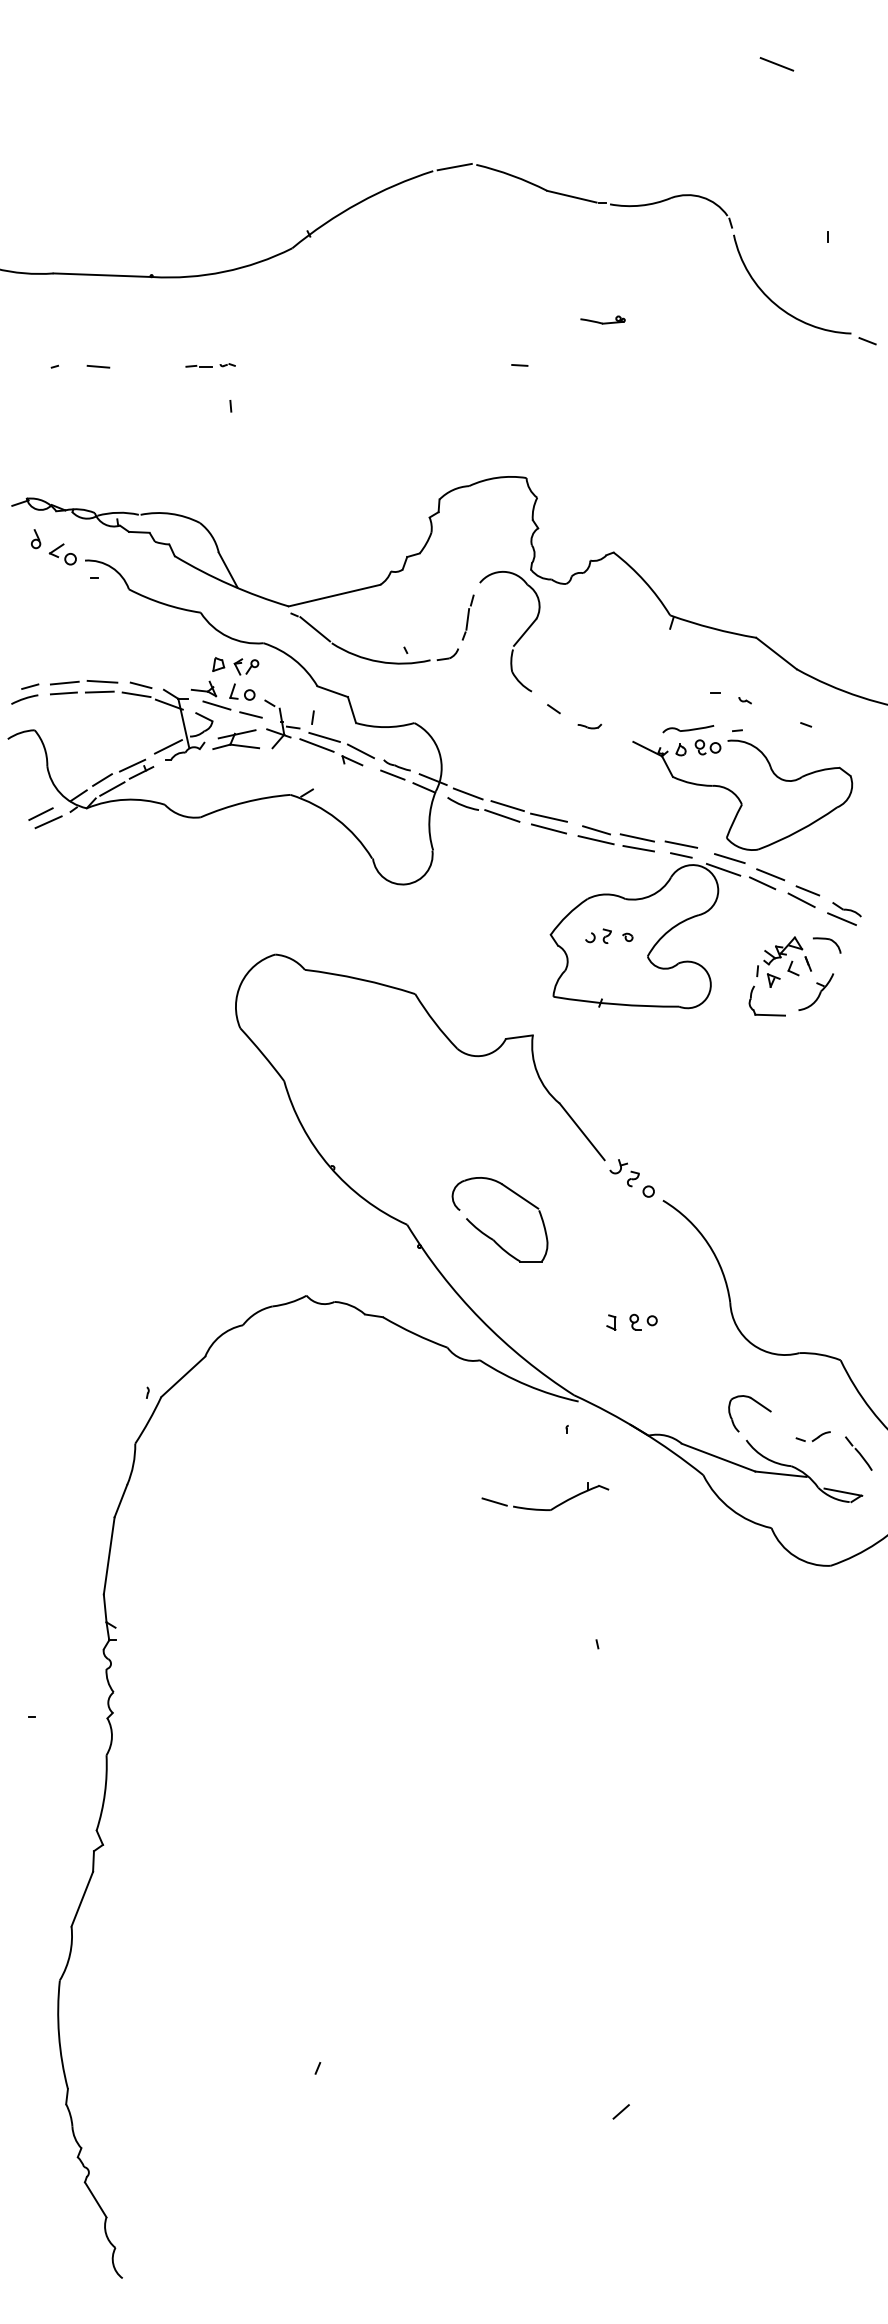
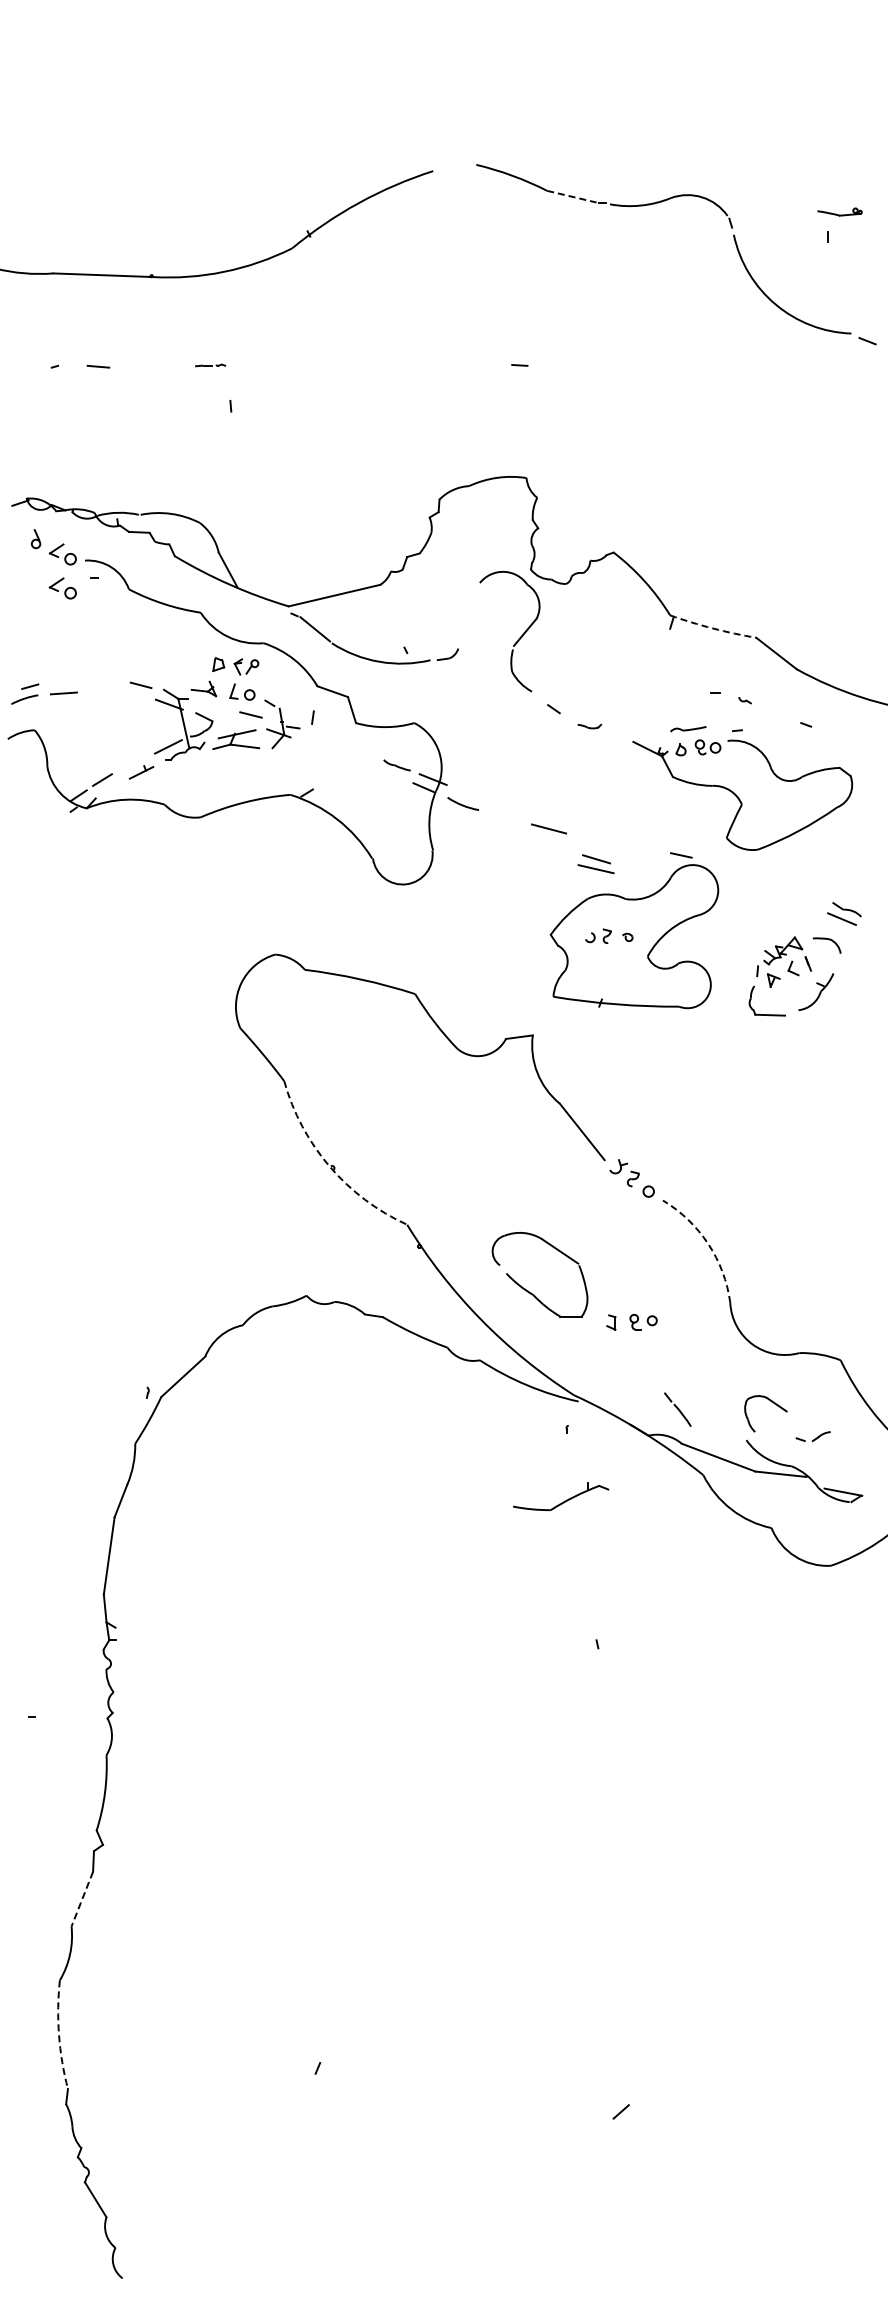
line: present -> none (776, 64)
line: present -> none (454, 166)
line: solid -> dashed (572, 196)
part position: (602, 319) -> (839, 211) (839, 211)
part size: 51x5 px -> 32x5 px (210, 365)
part: none -> present (62, 588)
part: present -> none (467, 617)
arc: solid -> dashed (712, 628)
line: present -> none (102, 681)
line: present -> none (64, 682)
line: present -> none (99, 691)
line: present -> none (136, 694)
line: present -> none (216, 705)
part size: 53x9 px -> 37x7 px (688, 729)
part: present -> none (336, 749)
line: present -> none (132, 765)
line: present -> none (392, 774)
line: present -> none (112, 788)
line: present -> none (467, 793)
line: present -> none (507, 806)
line: present -> none (40, 814)
line: present -> none (502, 815)
line: present -> none (548, 817)
line: present -> none (48, 822)
part position: (595, 835) -> (595, 864) (595, 864)
line: present -> none (637, 837)
line: present -> none (681, 844)
line: present -> none (638, 848)
line: present -> none (729, 858)
line: present -> none (723, 869)
line: present -> none (770, 874)
line: present -> none (762, 883)
line: present -> none (807, 890)
line: present -> none (801, 900)
arc: solid -> dashed (329, 1166)
part position: (488, 1235) -> (528, 1290) (528, 1290)
arc: solid -> dashed (708, 1244)
part position: (755, 1402) -> (771, 1402) (771, 1402)
part position: (858, 1453) -> (677, 1409) (677, 1409)
line: present -> none (494, 1501)
line: solid -> dashed (82, 1899)
arc: solid -> dashed (59, 2035)
